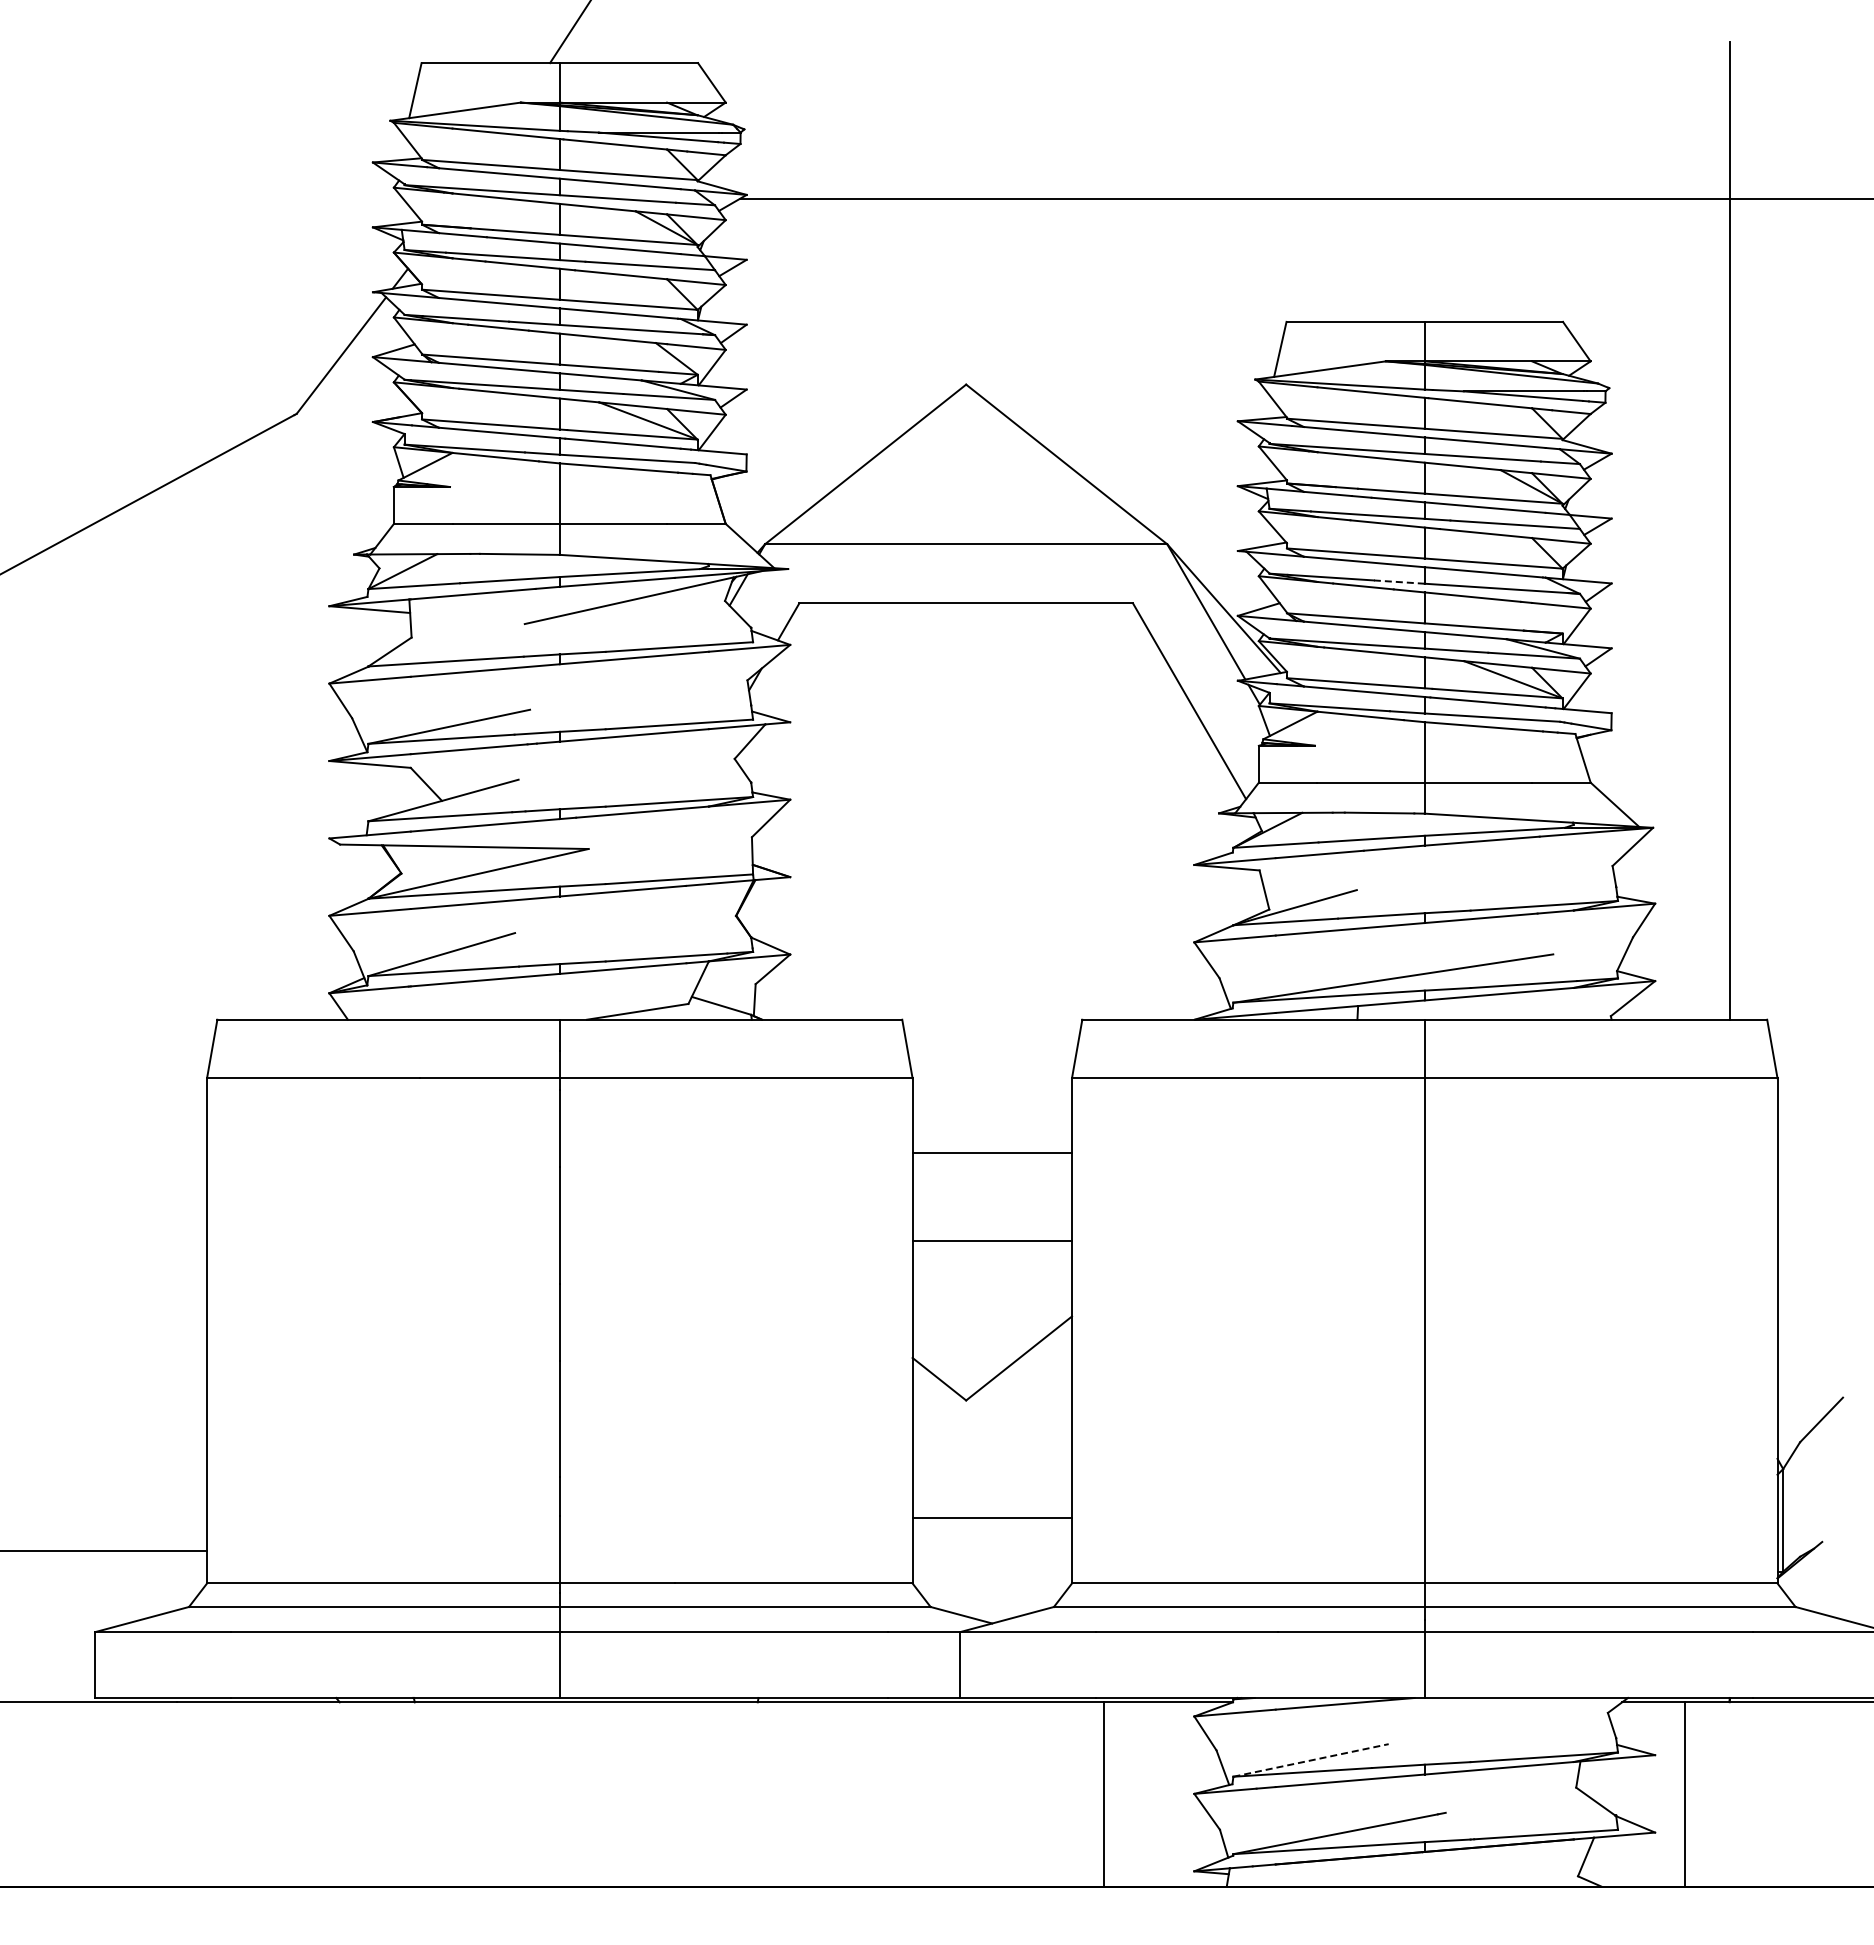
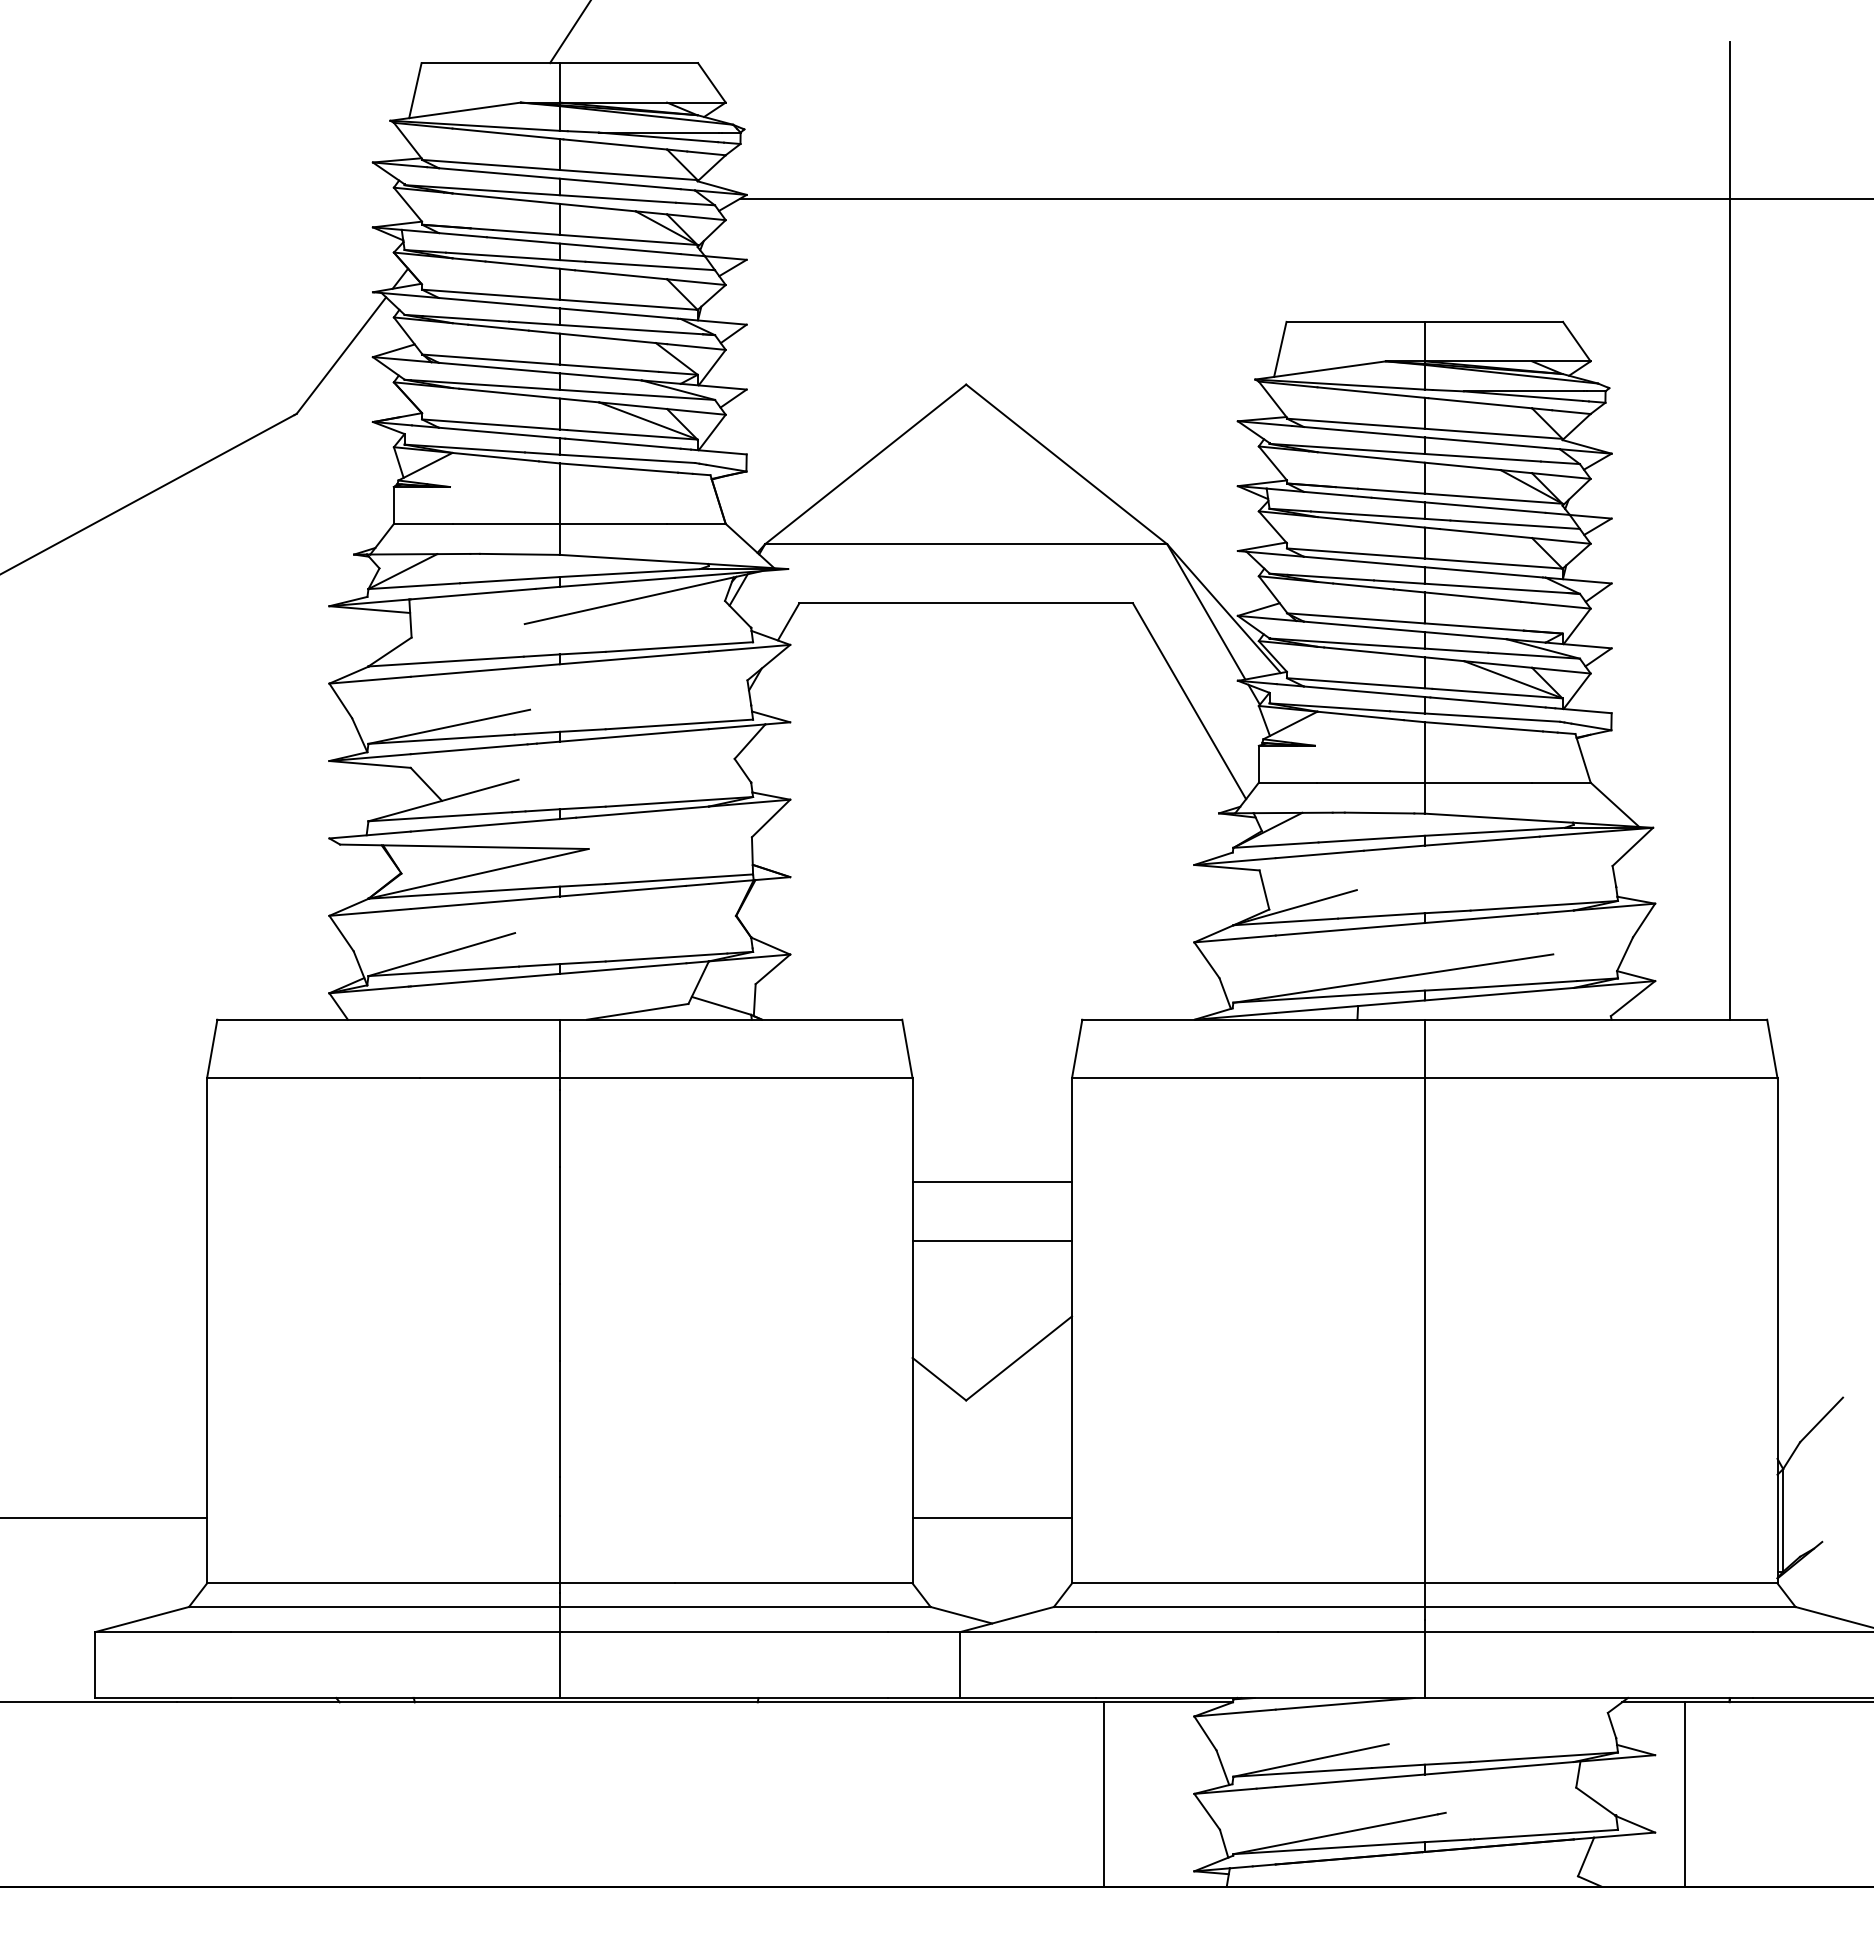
line: dashed -> solid (1398, 582)
line position: (992, 1152) -> (992, 1181) (992, 1181)
line position: (104, 1551) -> (104, 1518) (104, 1518)
line: dashed -> solid (1311, 1760)
